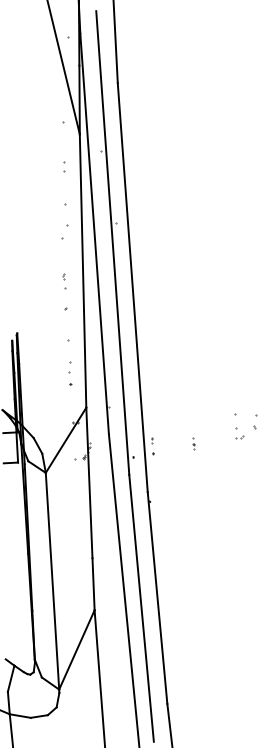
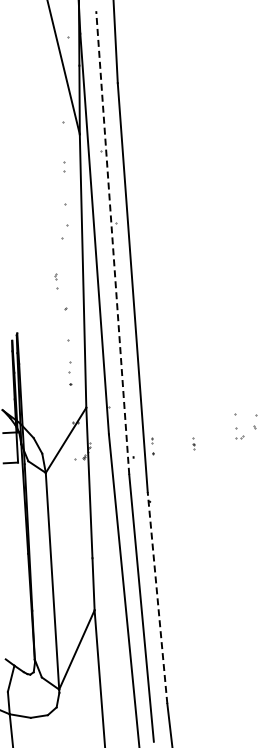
line: solid -> dashed (112, 242)
part position: (64, 281) -> (56, 281) (56, 281)
line: solid -> dashed (157, 597)
